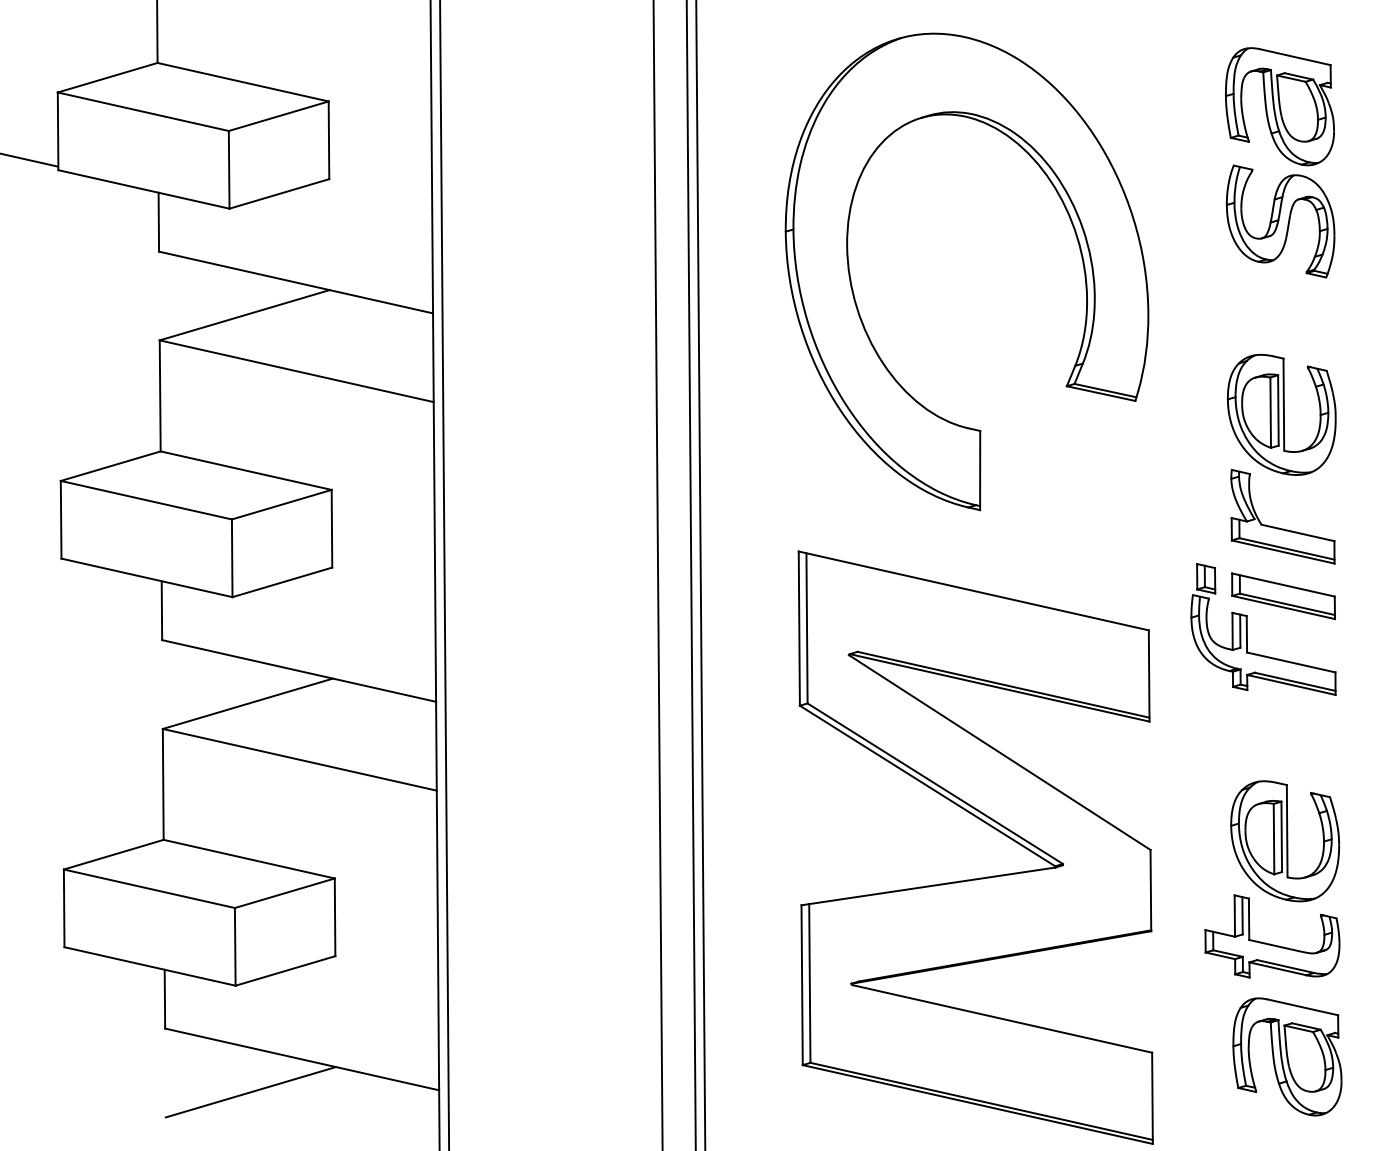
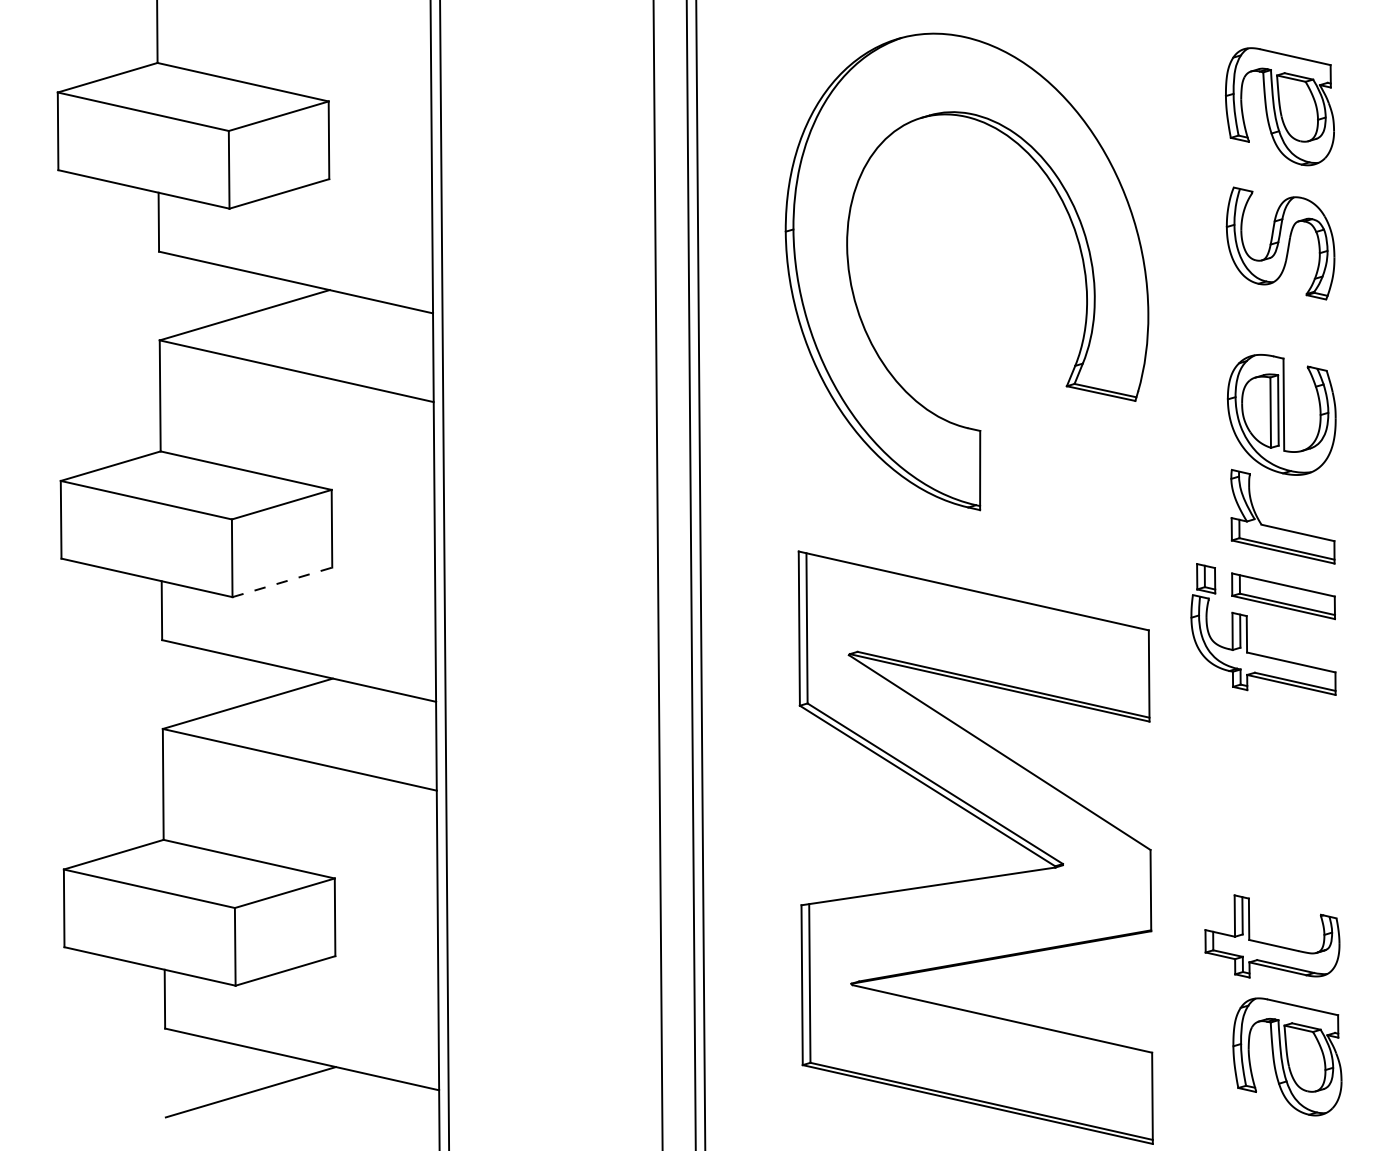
line: present -> none (30, 160)
part position: (1280, 221) -> (1280, 243) (1280, 243)
line: solid -> dashed (282, 582)
part: present -> none (1284, 841)
